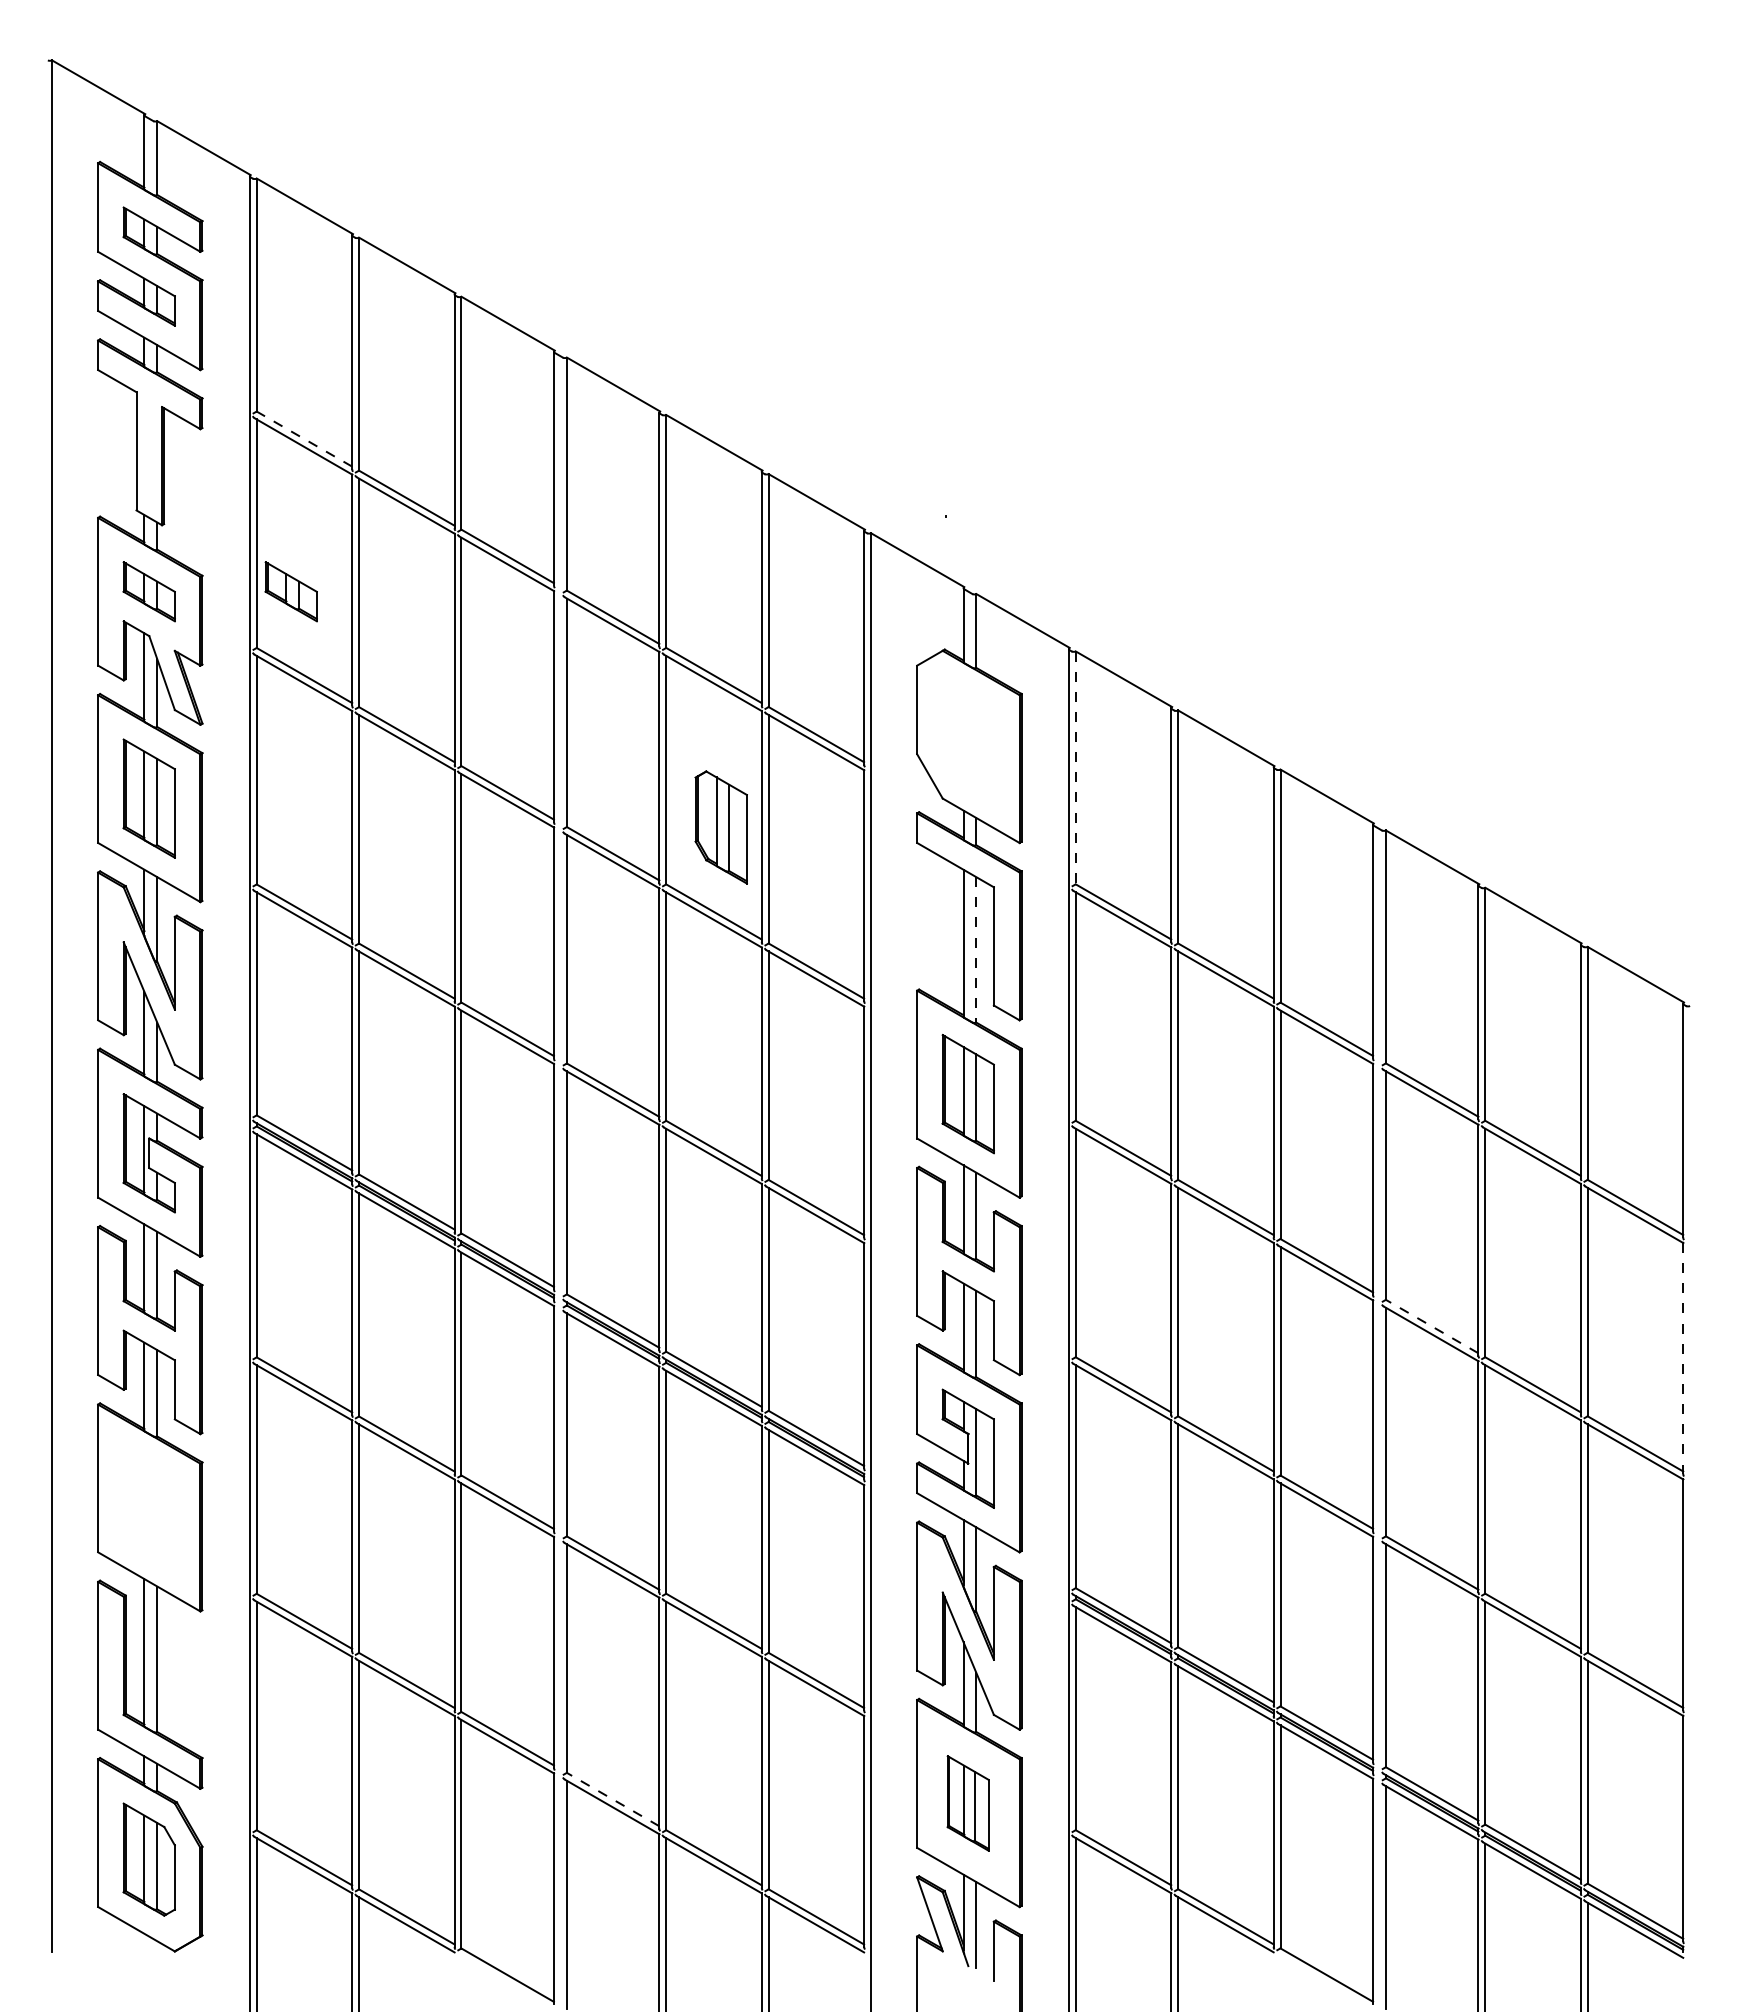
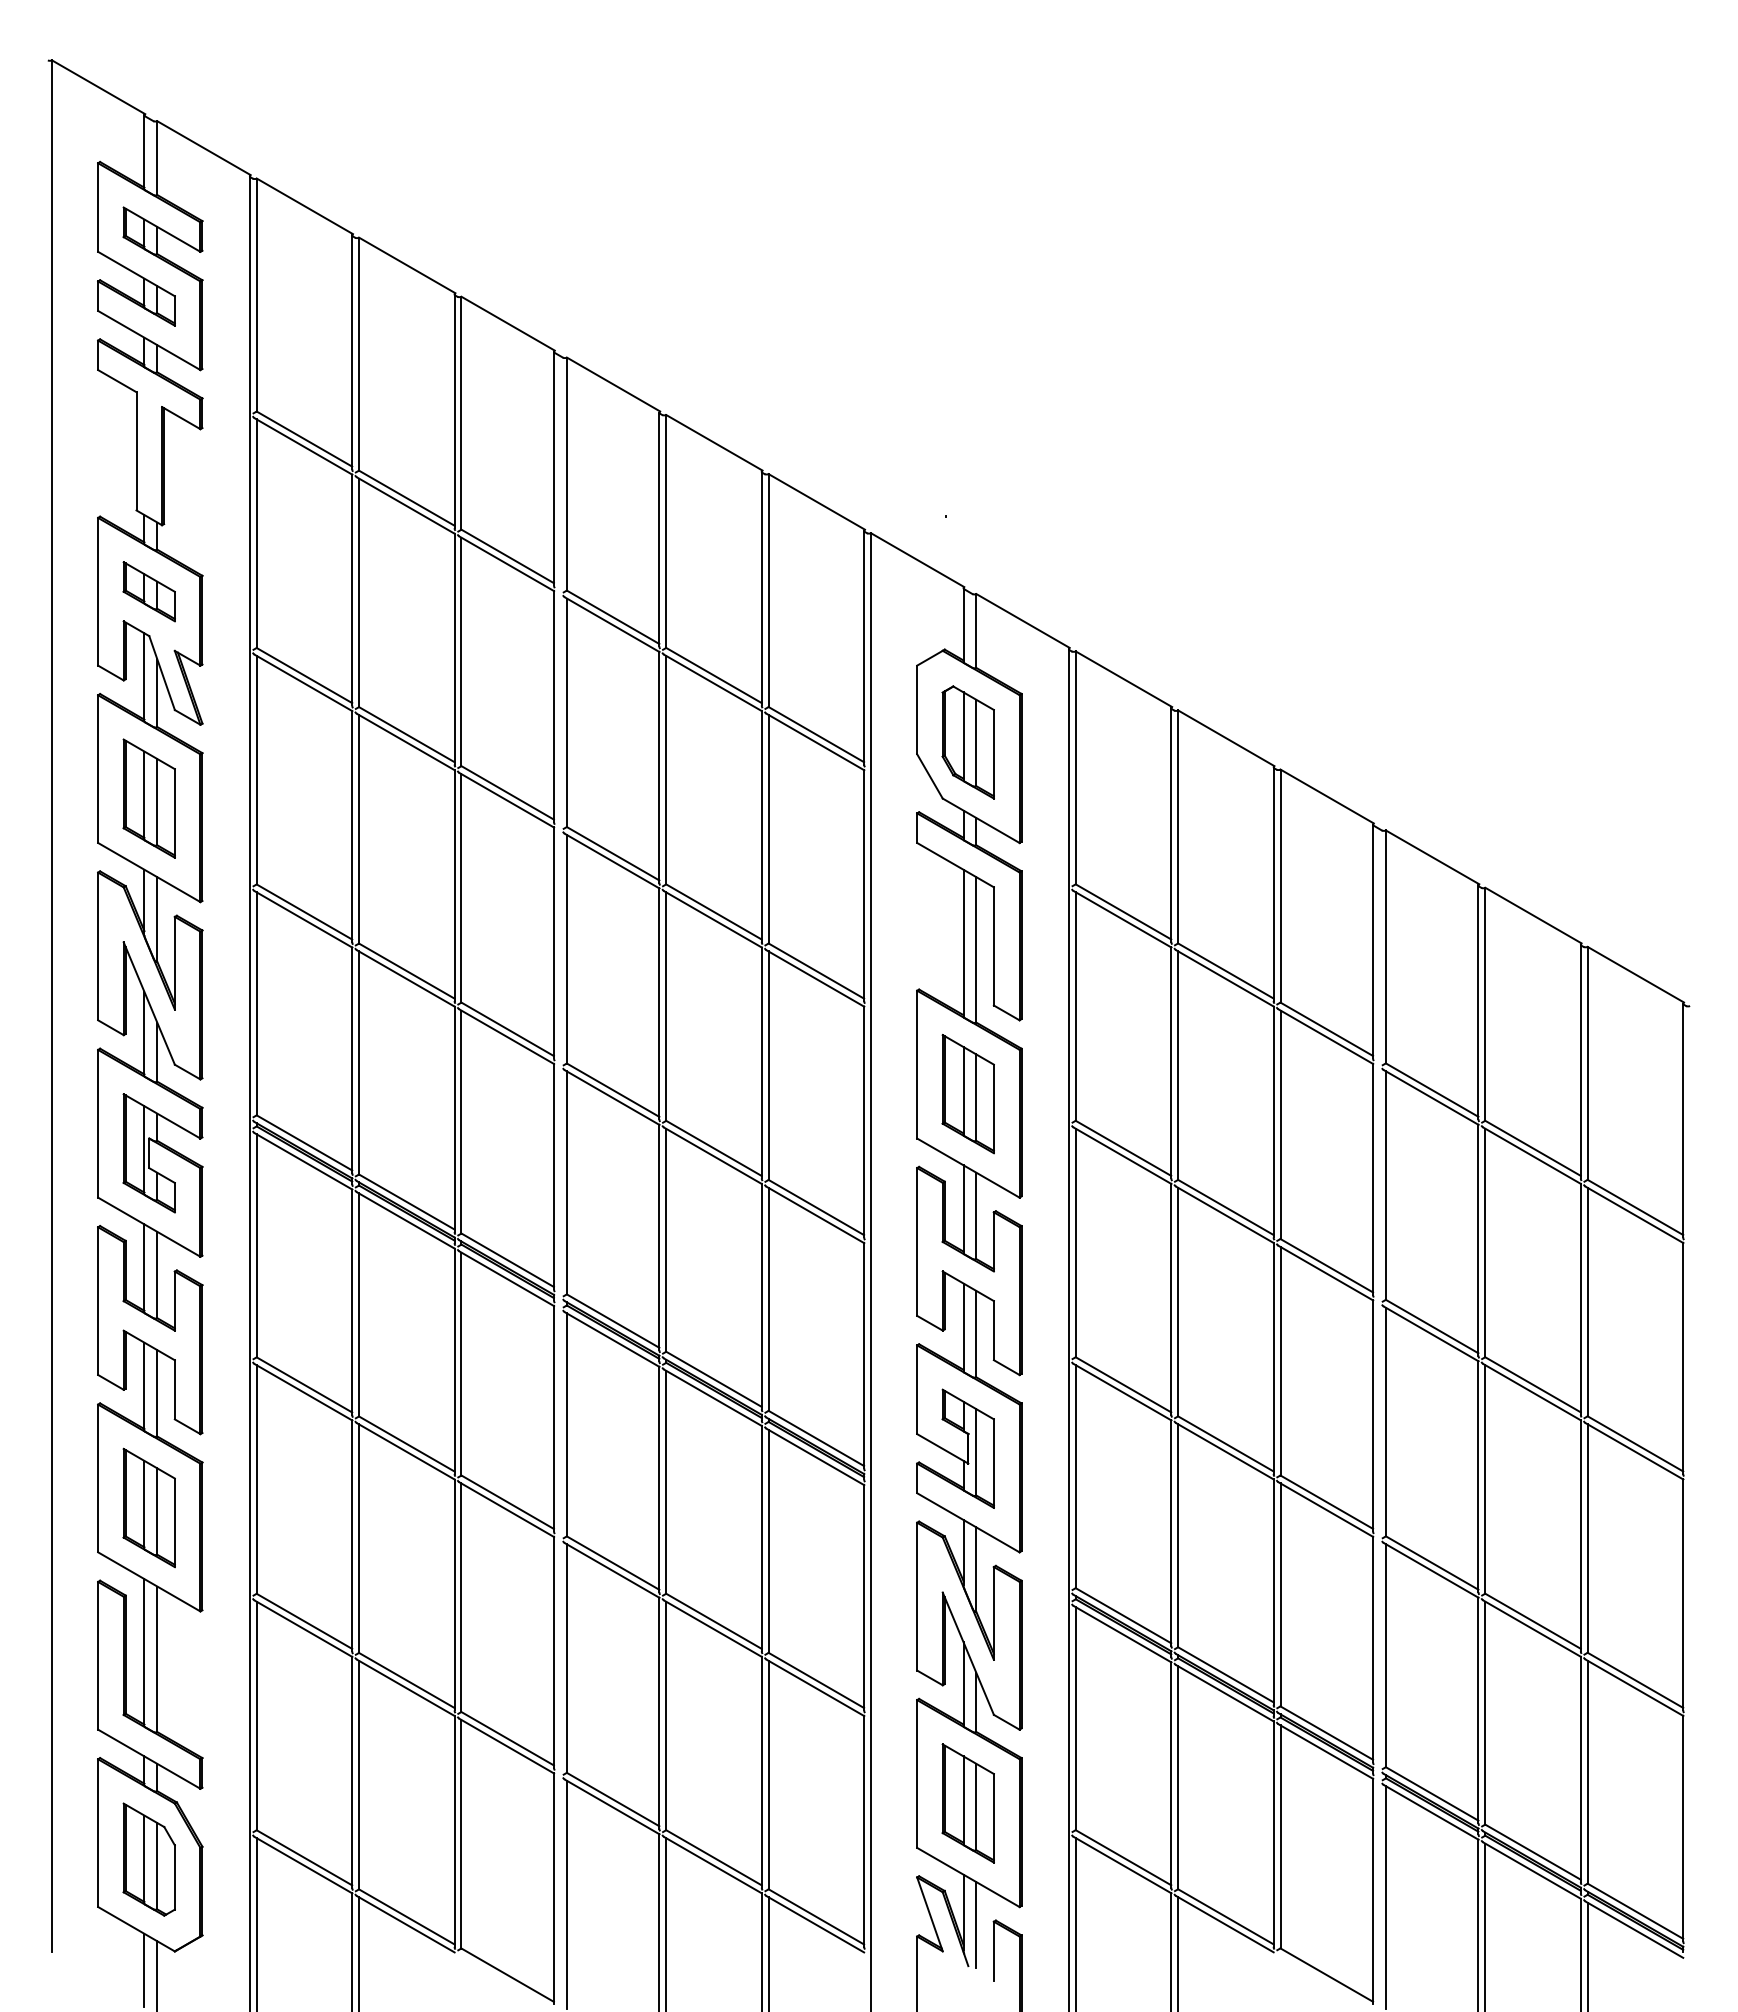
line: dashed -> solid (304, 438)
part: present -> none (290, 591)
line: dashed -> solid (1075, 768)
part position: (720, 827) -> (967, 742) (967, 742)
line: dashed -> solid (976, 949)
line: dashed -> solid (1431, 1326)
line: dashed -> solid (1683, 1358)
part: none -> present (148, 1507)
line: dashed -> solid (612, 1799)
part size: 44x97 px -> 54x121 px (967, 1803)
line: none -> present (144, 1970)
line: none -> present (157, 1974)
